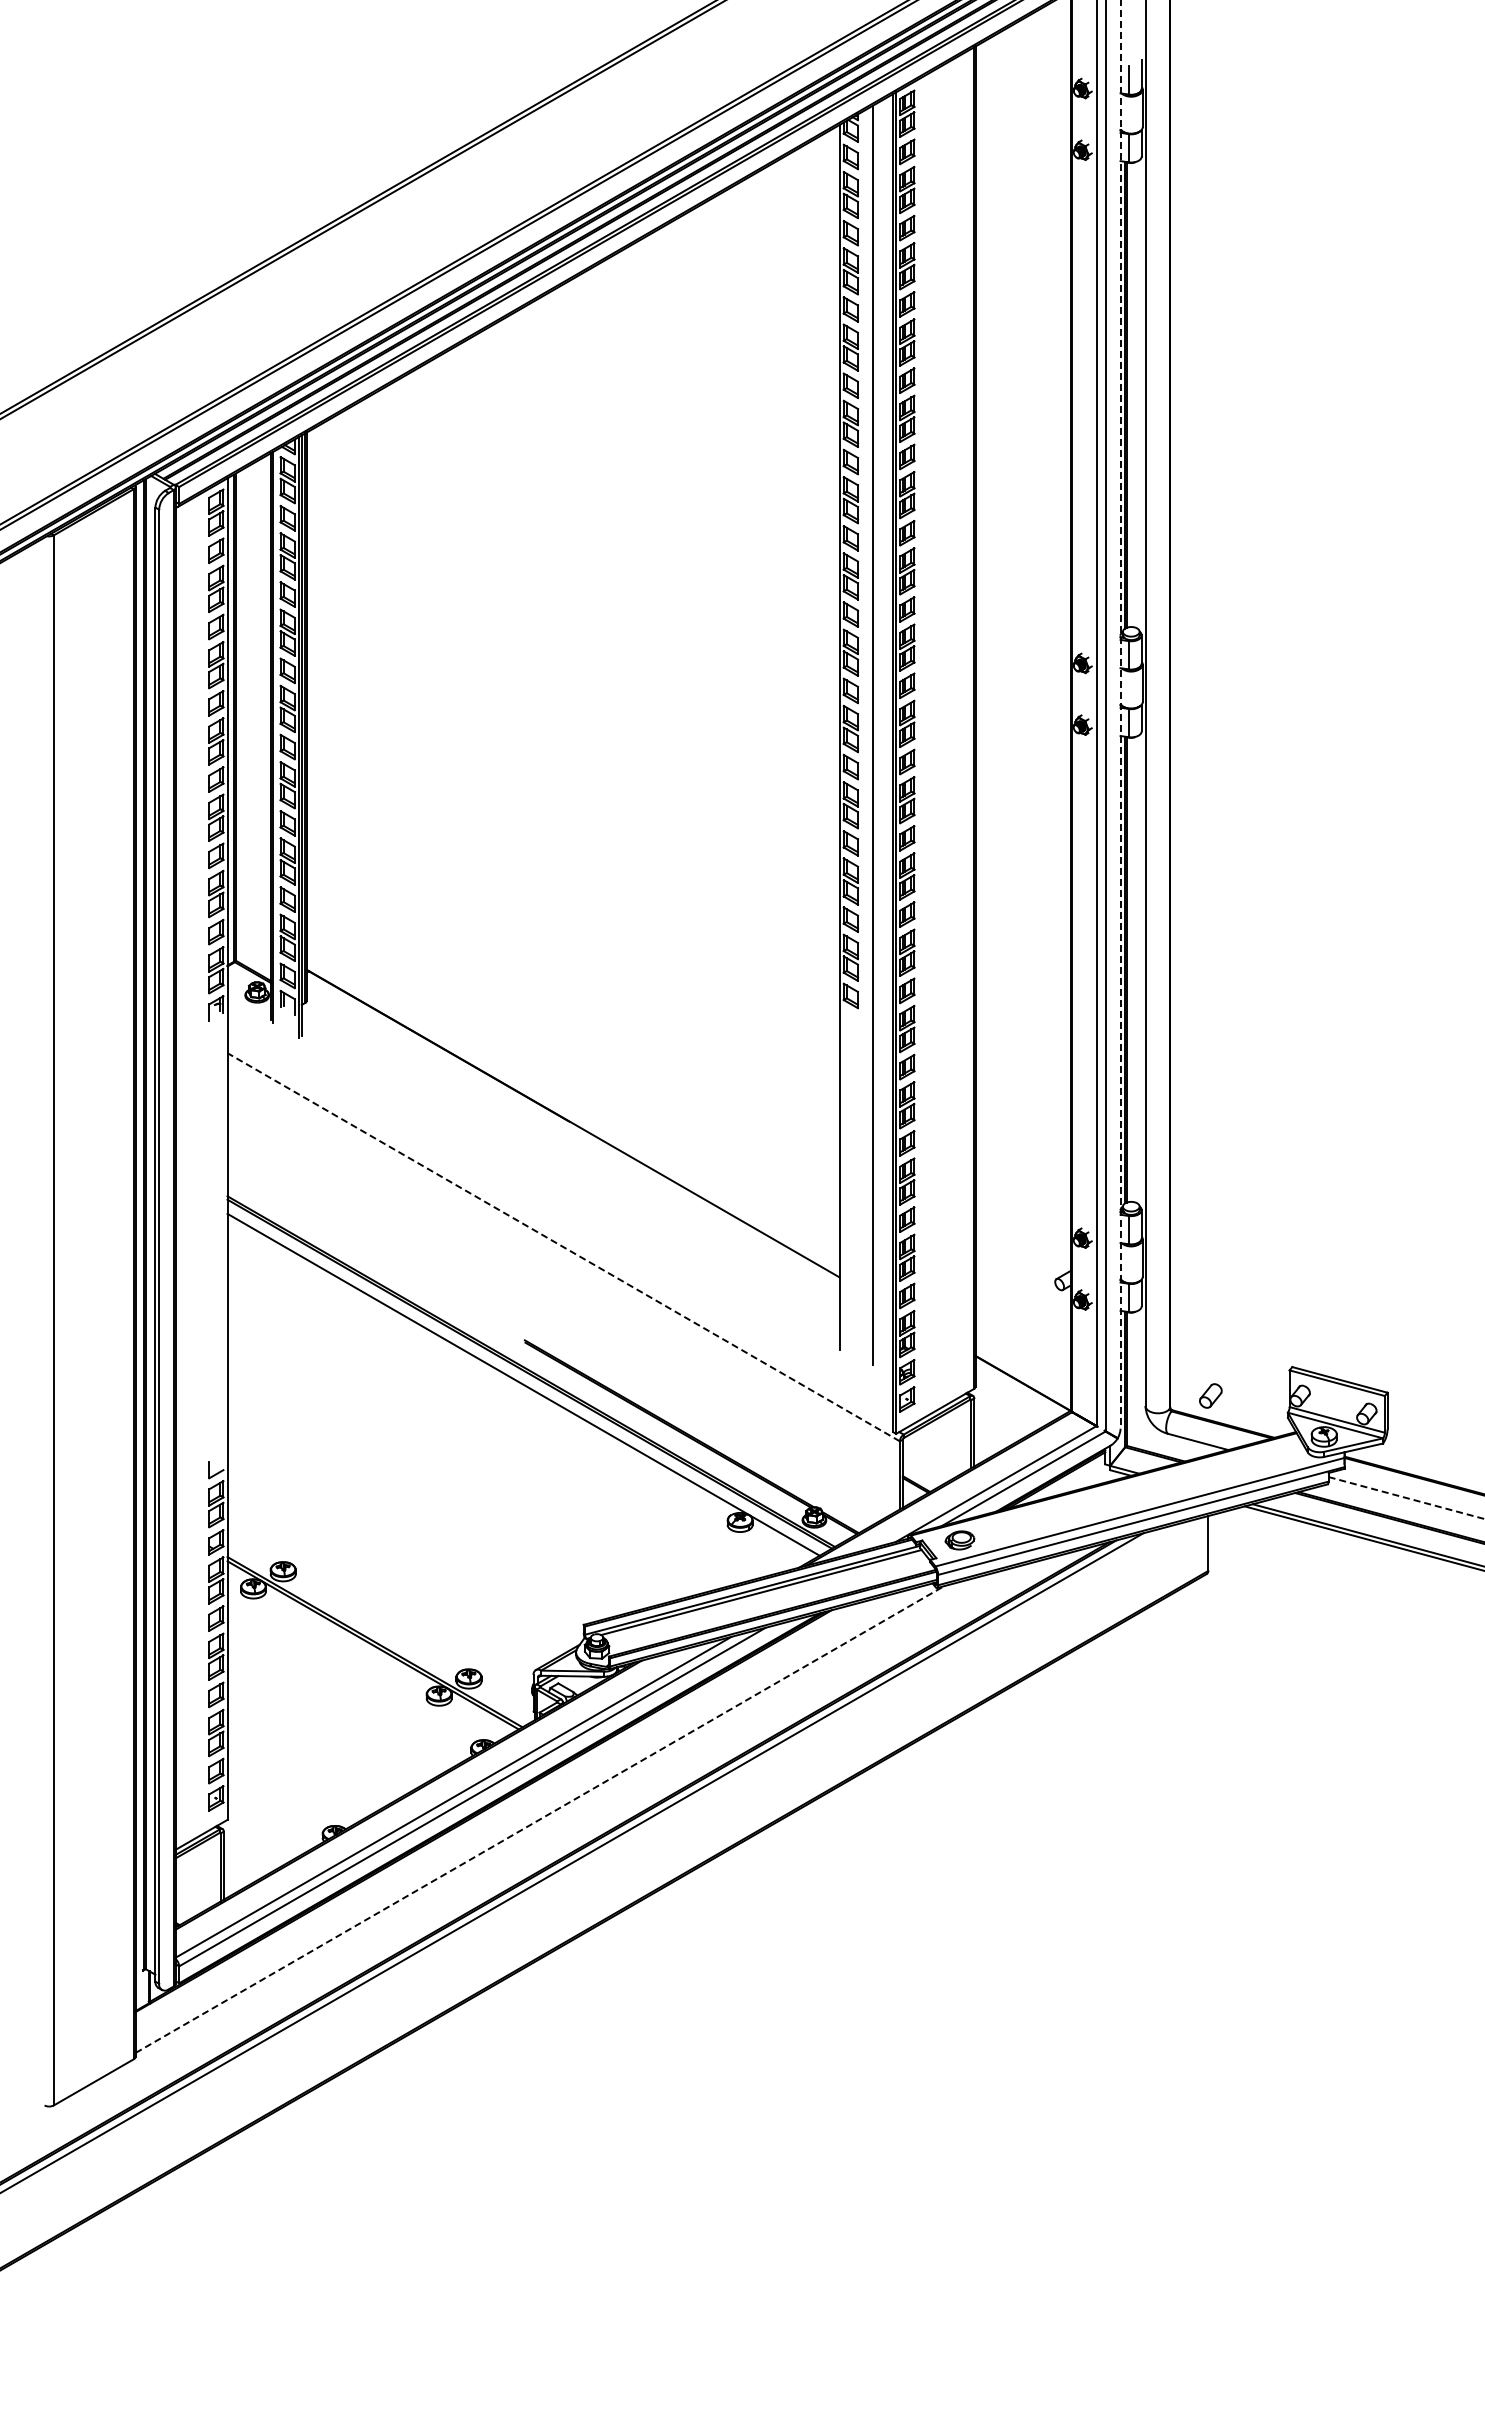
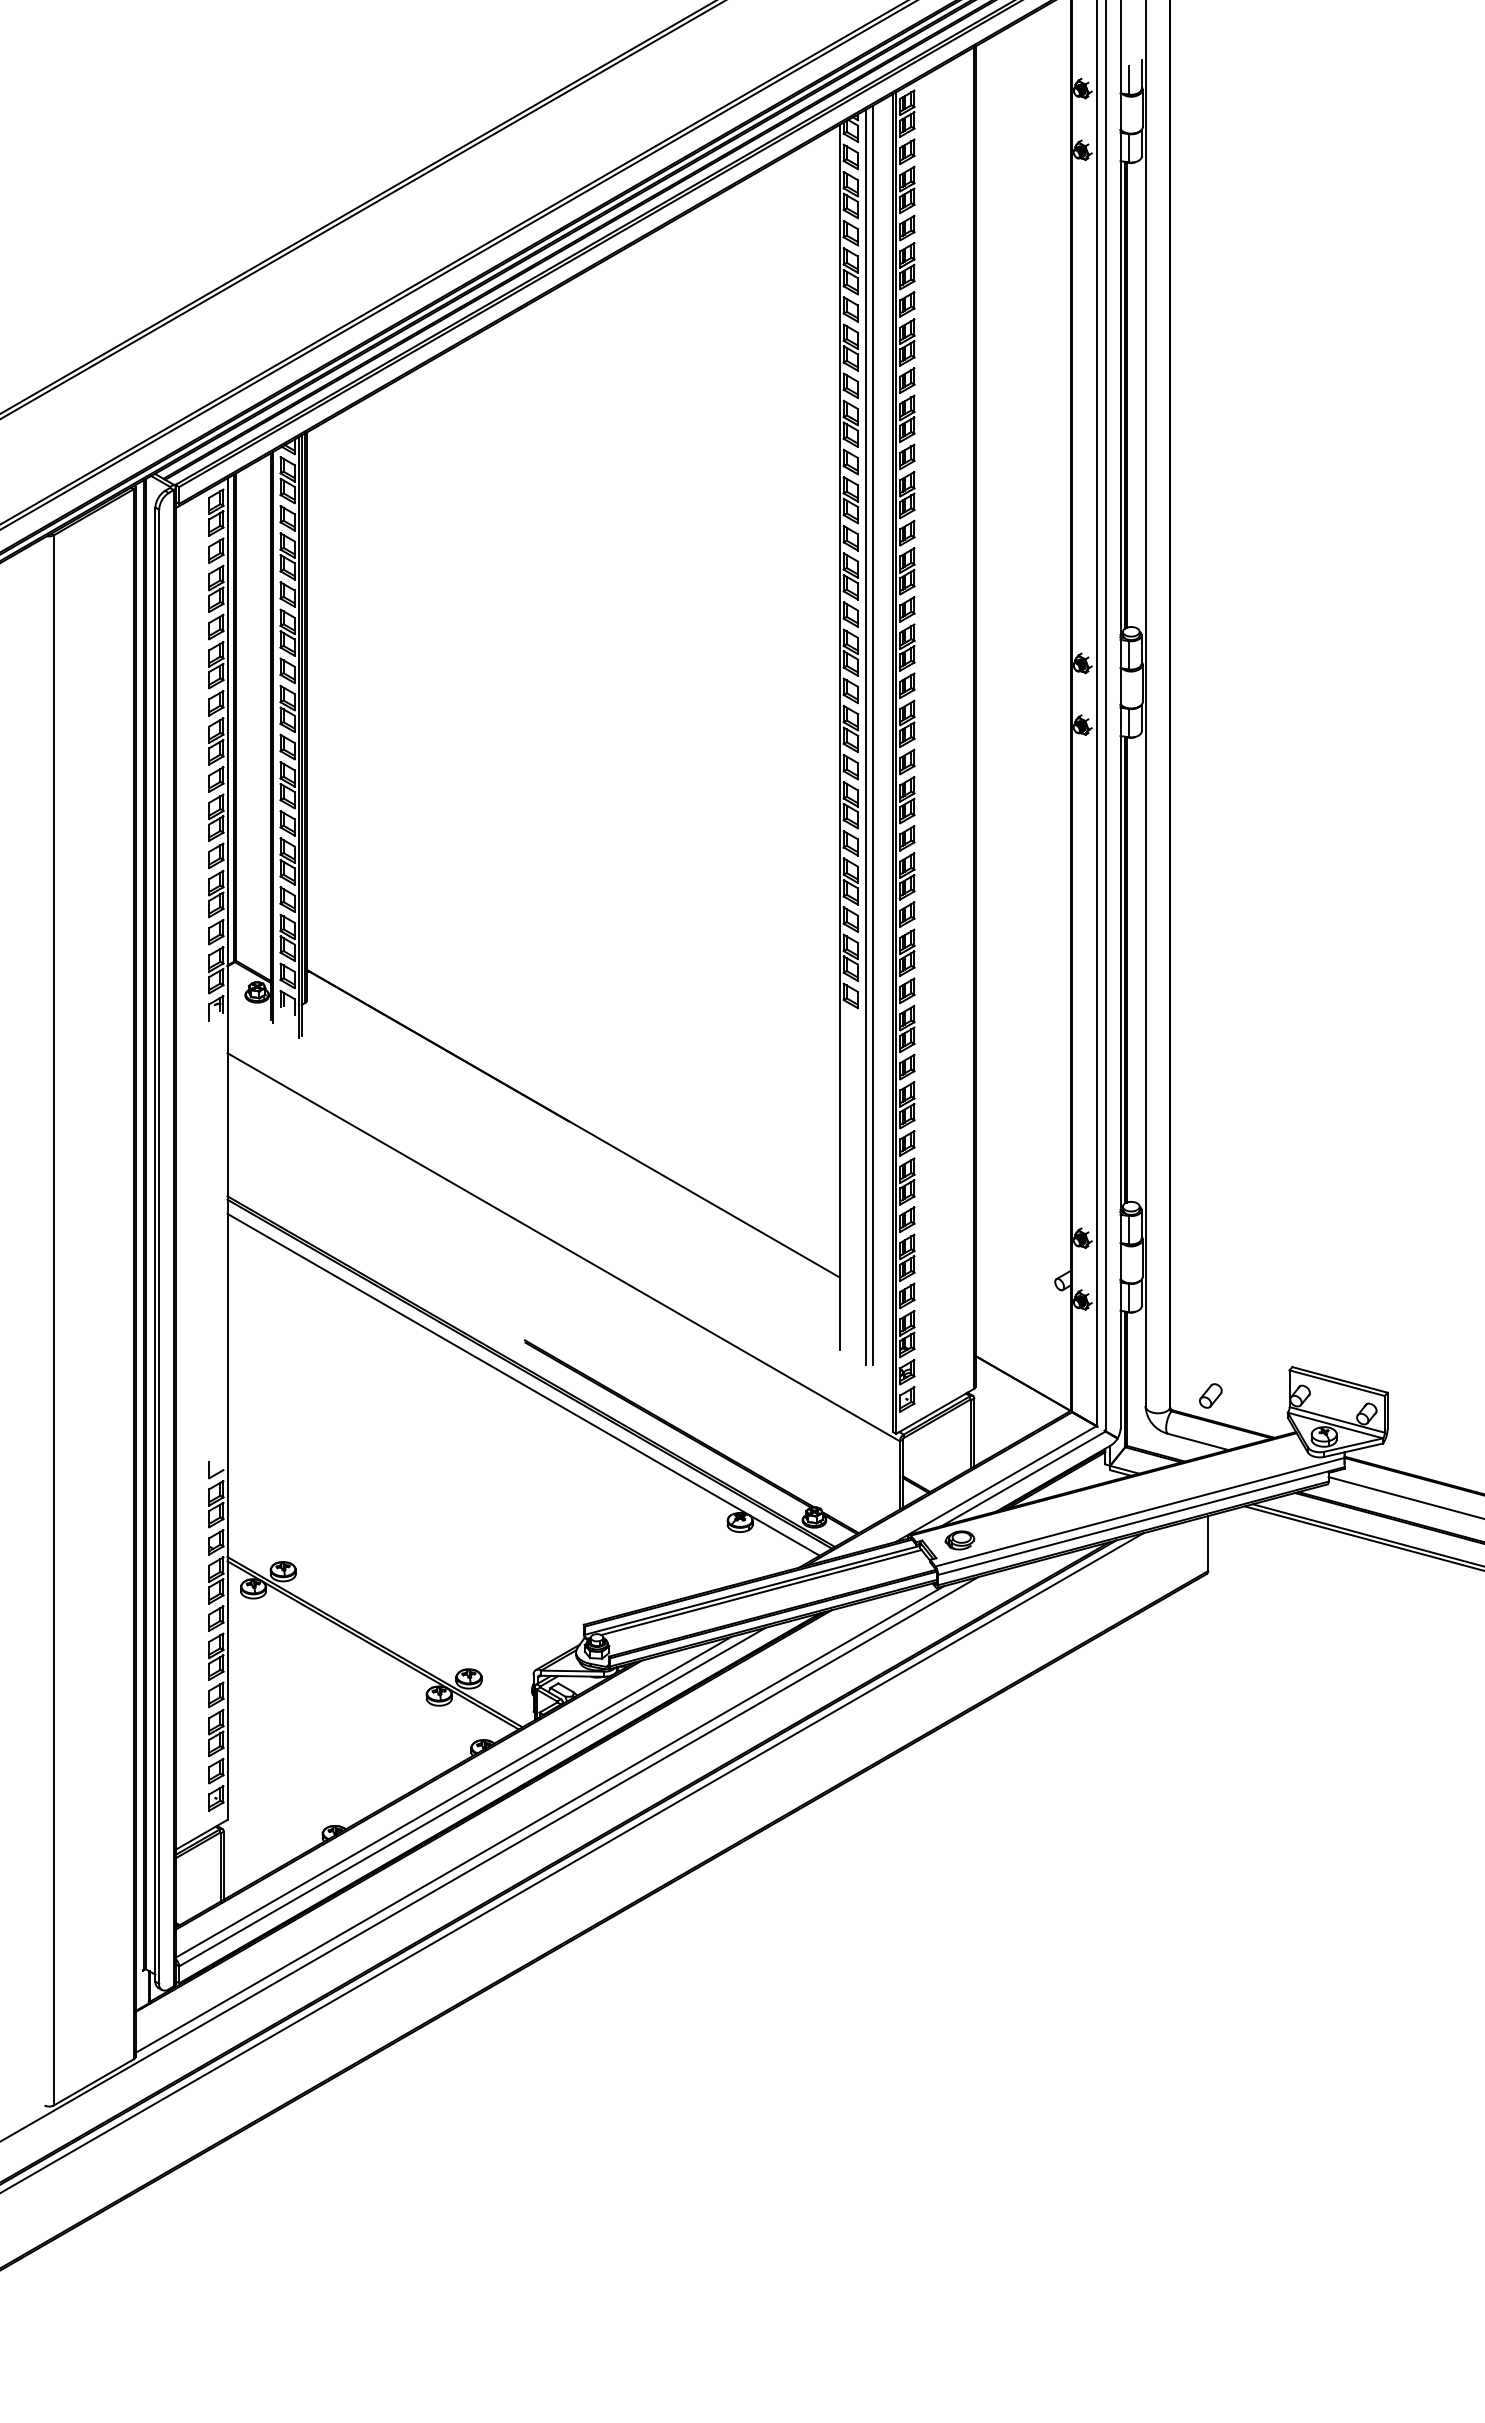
line: dashed -> solid (1120, 715)
line: none -> present (865, 736)
line: dashed -> solid (563, 1247)
line: dashed -> solid (1406, 1498)
line: dashed -> solid (539, 1819)
line: none -> present (490, 1858)
